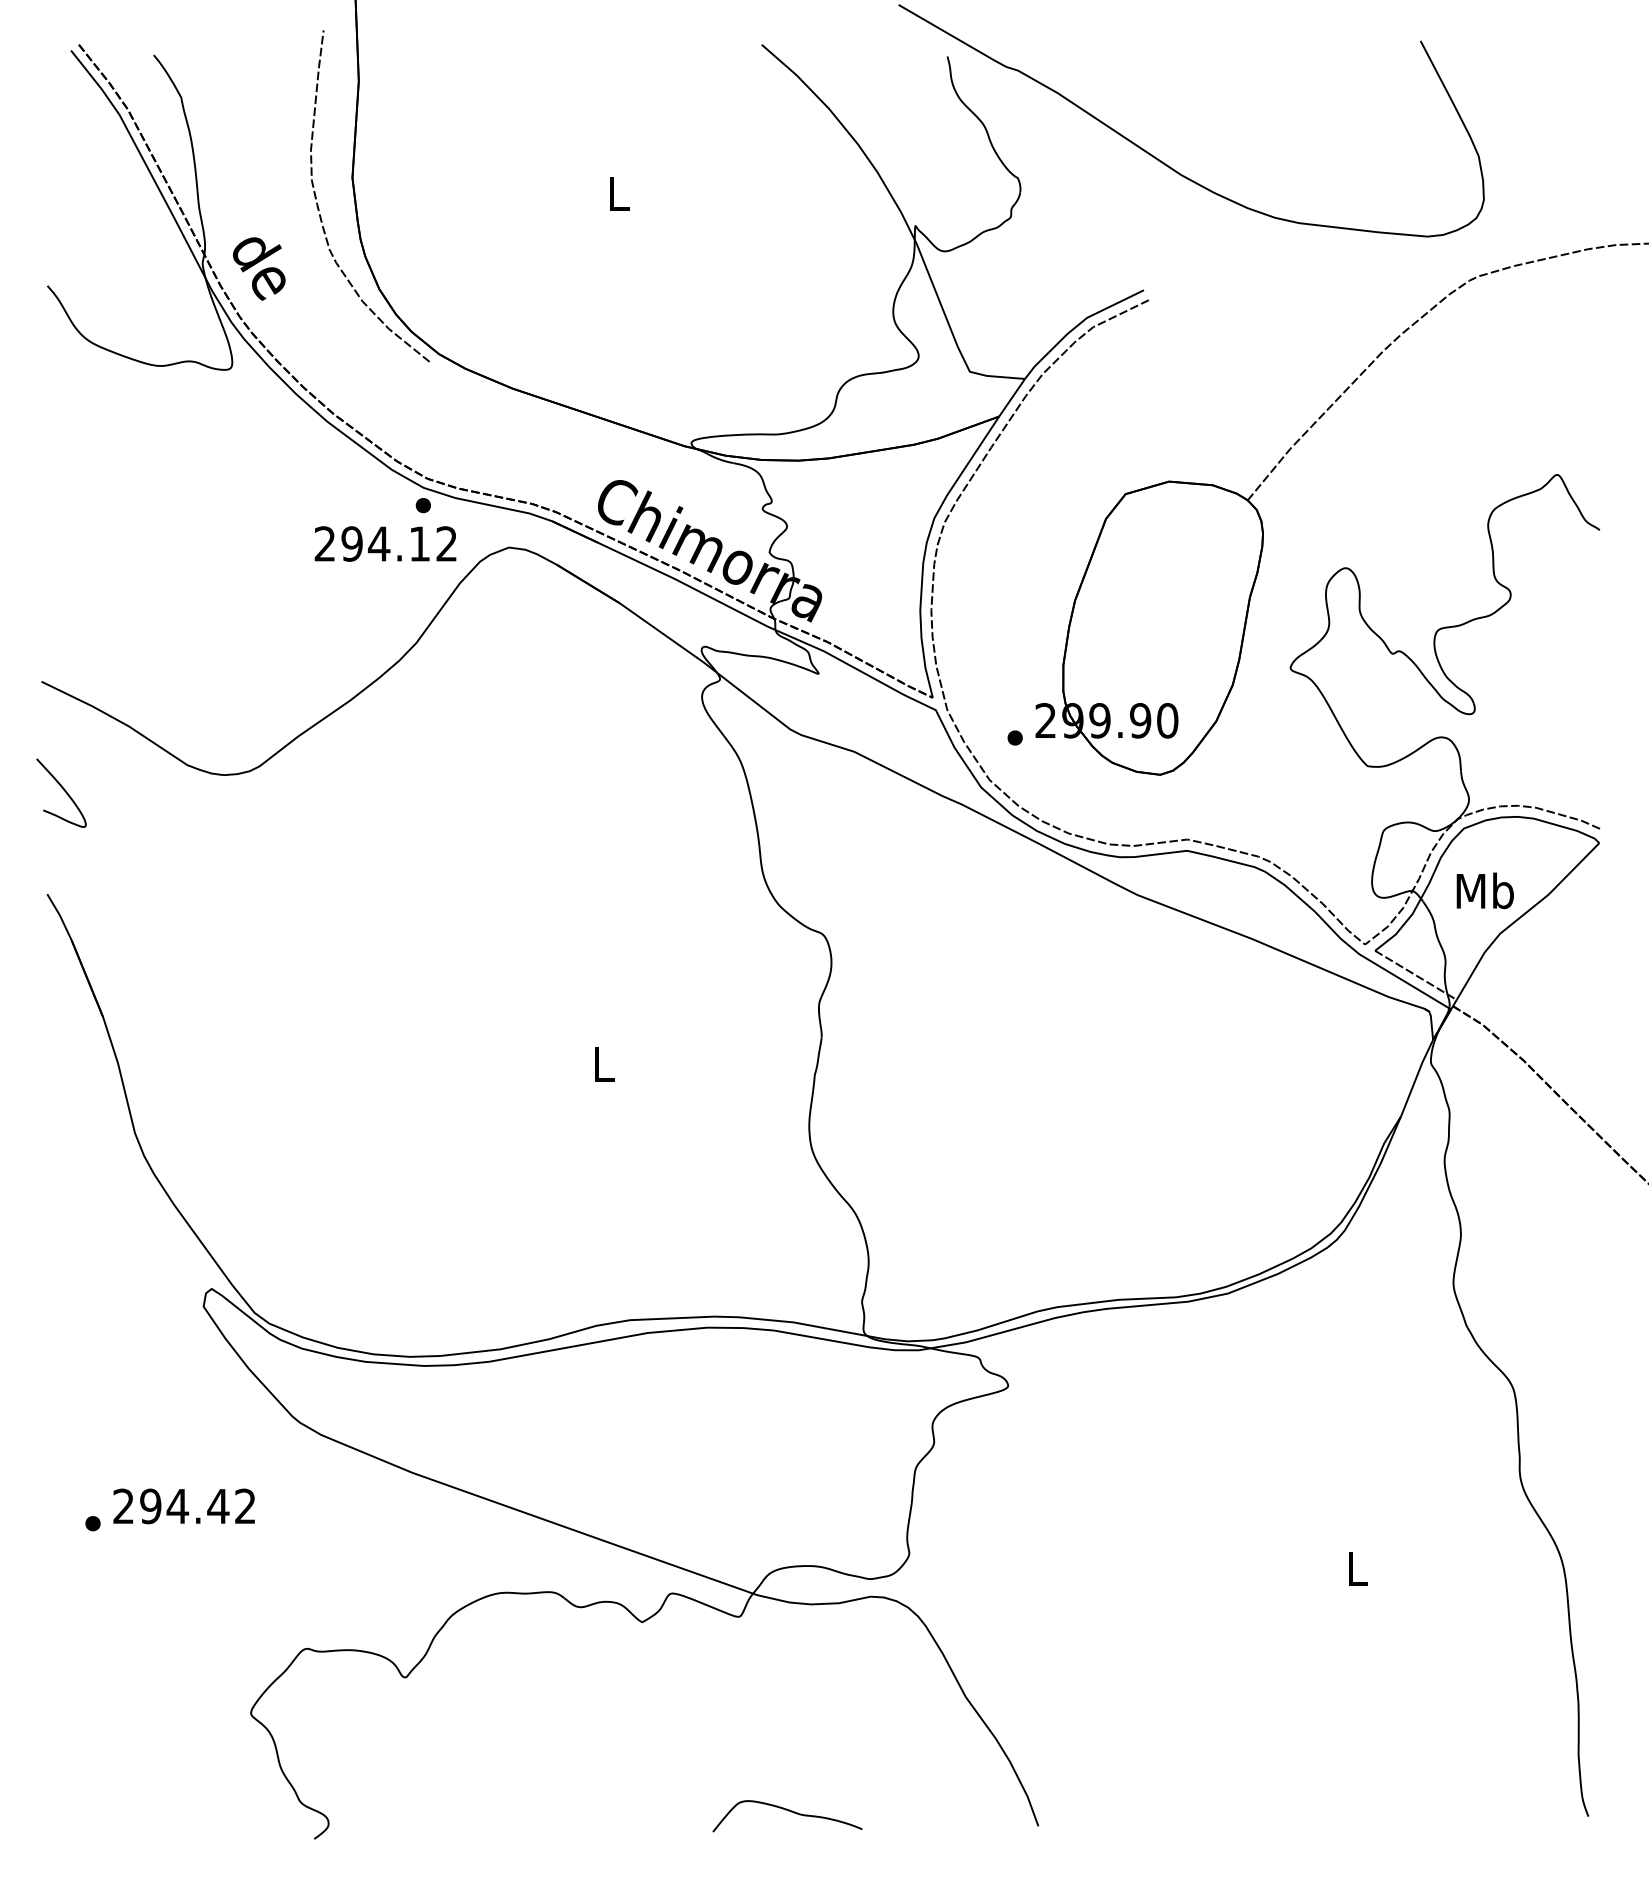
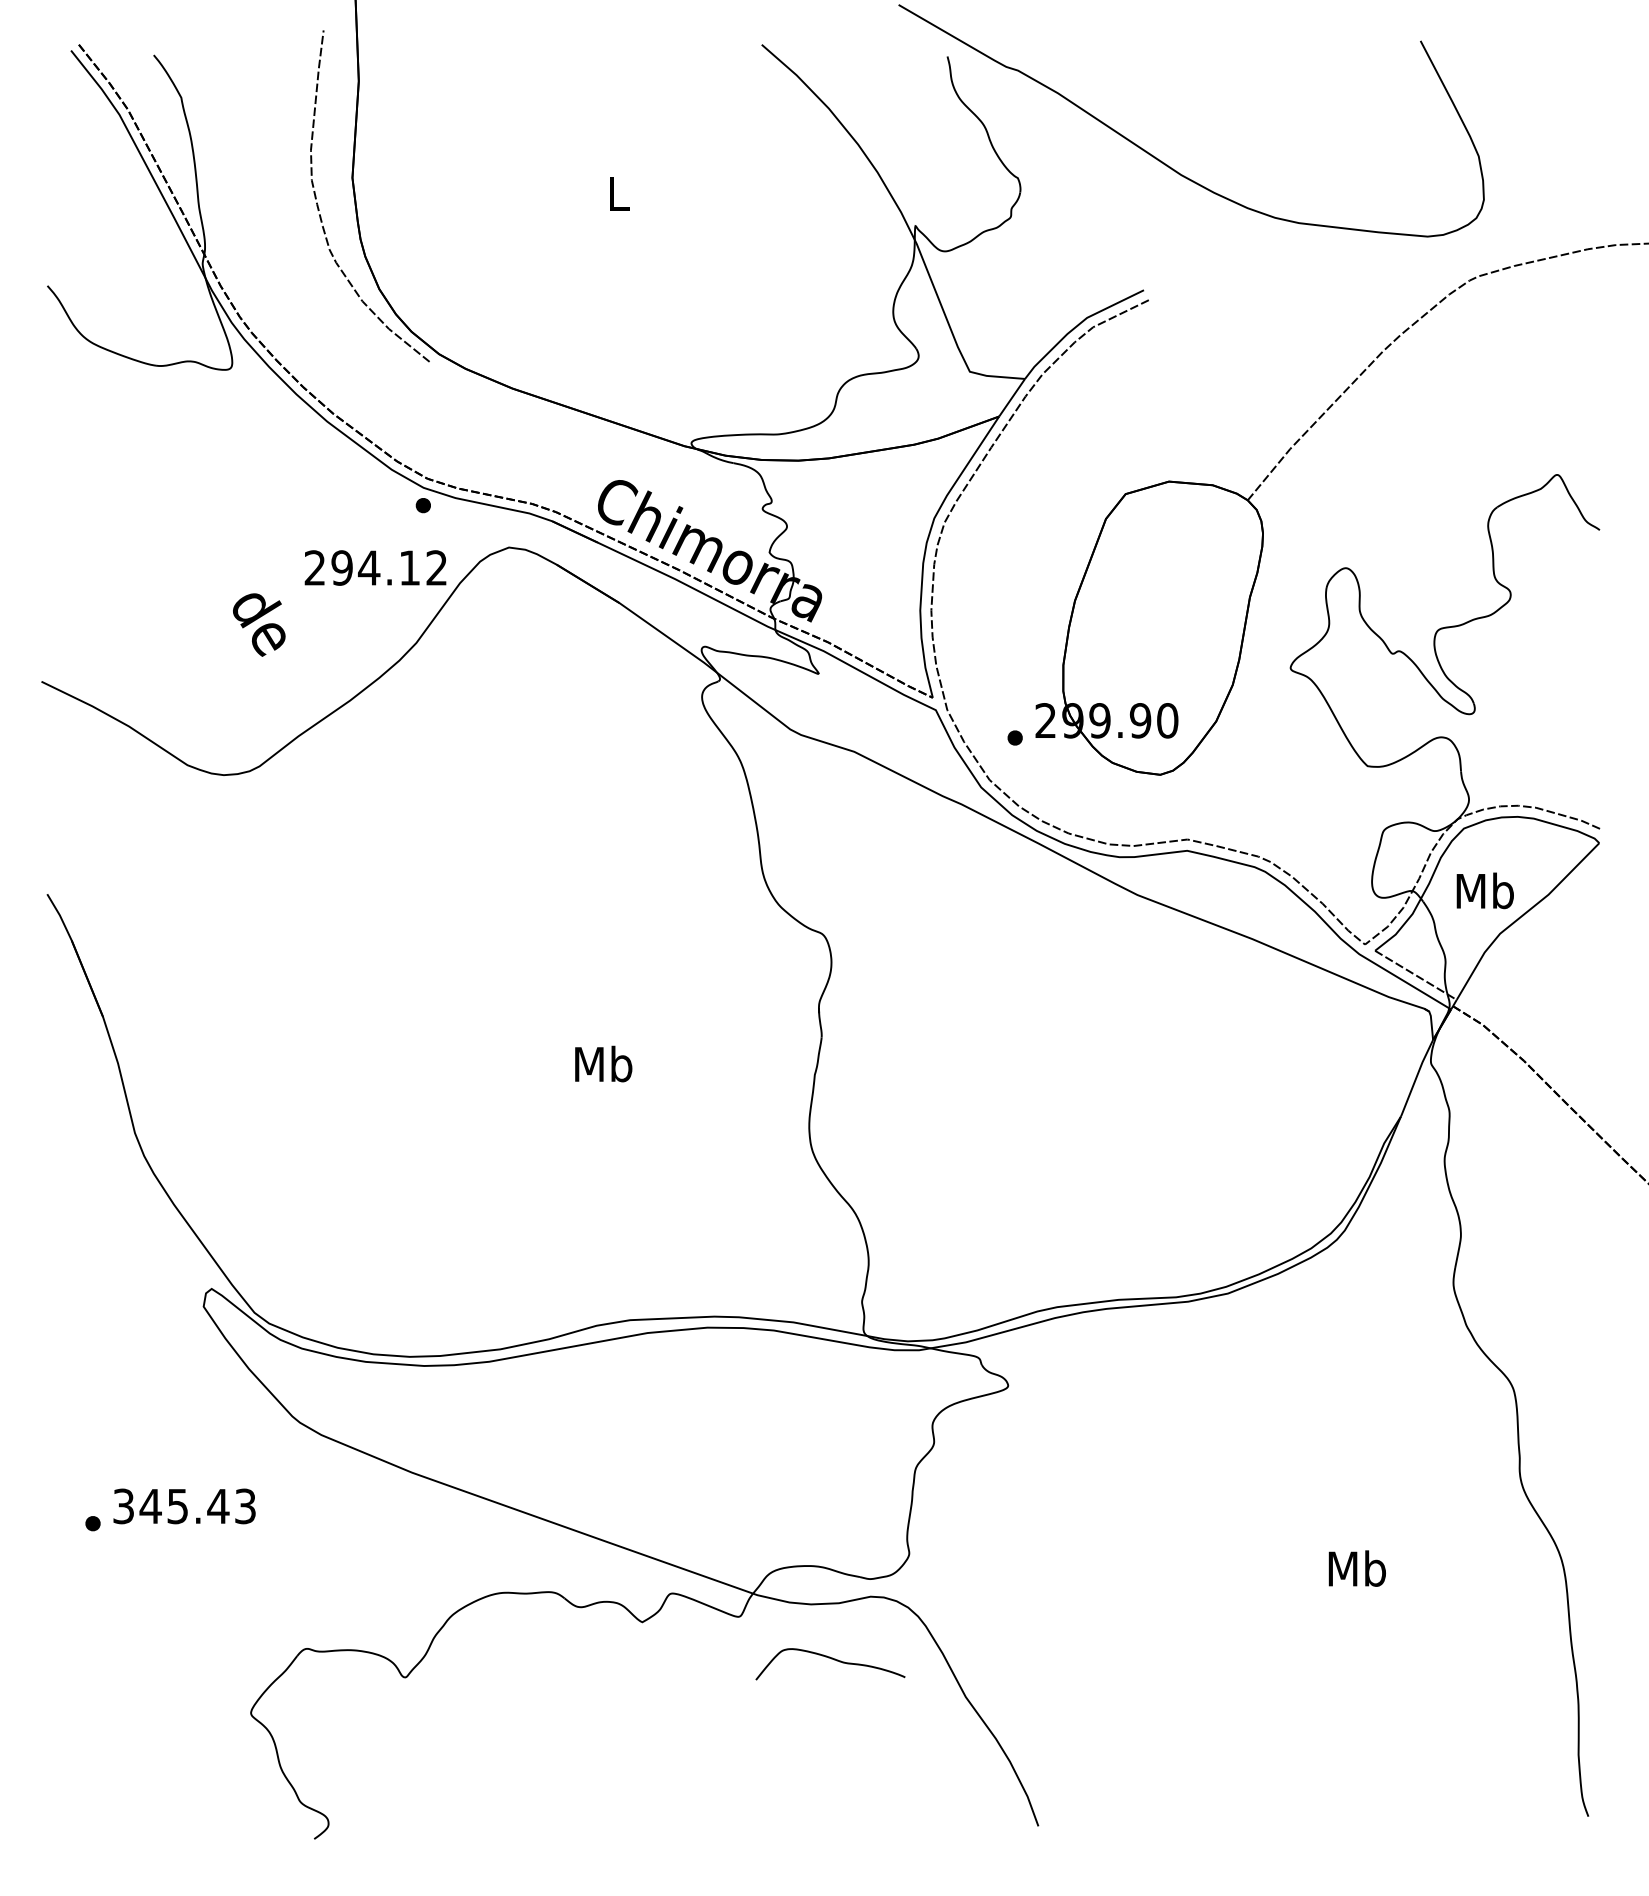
text position: (259, 268) -> (259, 624) (259, 624)
text position: (385, 543) -> (375, 567) (375, 567)
curve: present -> none (63, 790)
text: L -> Mb (603, 1063)
text: 294.42 -> 345.43 (184, 1506)
text: L -> Mb (1356, 1568)
curve position: (788, 1811) -> (831, 1659) (831, 1659)
